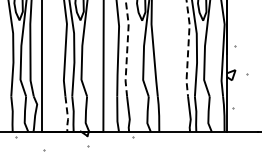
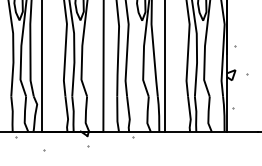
line: dashed -> solid (127, 49)
line: dashed -> solid (188, 49)
line: none -> present (165, 66)
line: dashed -> solid (67, 116)
